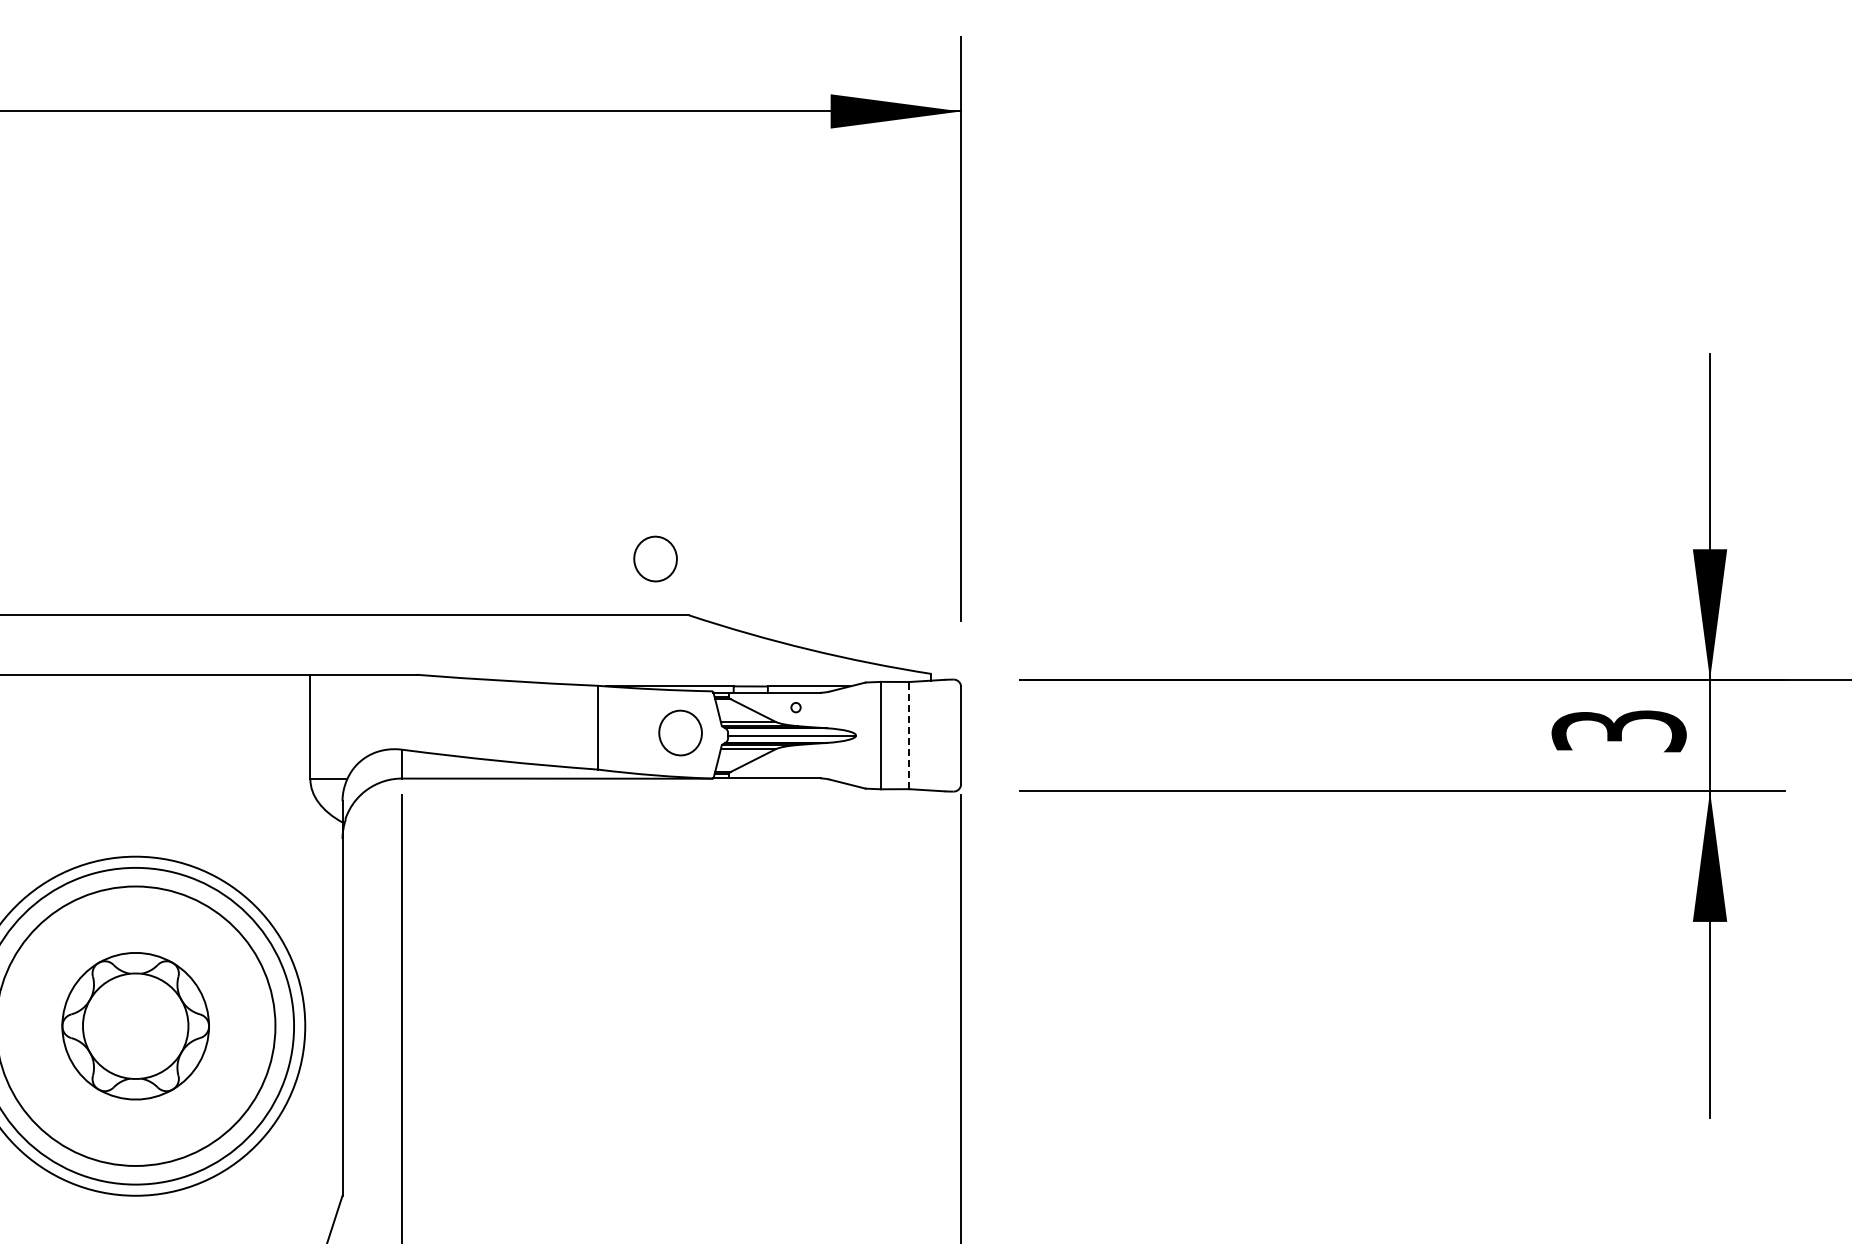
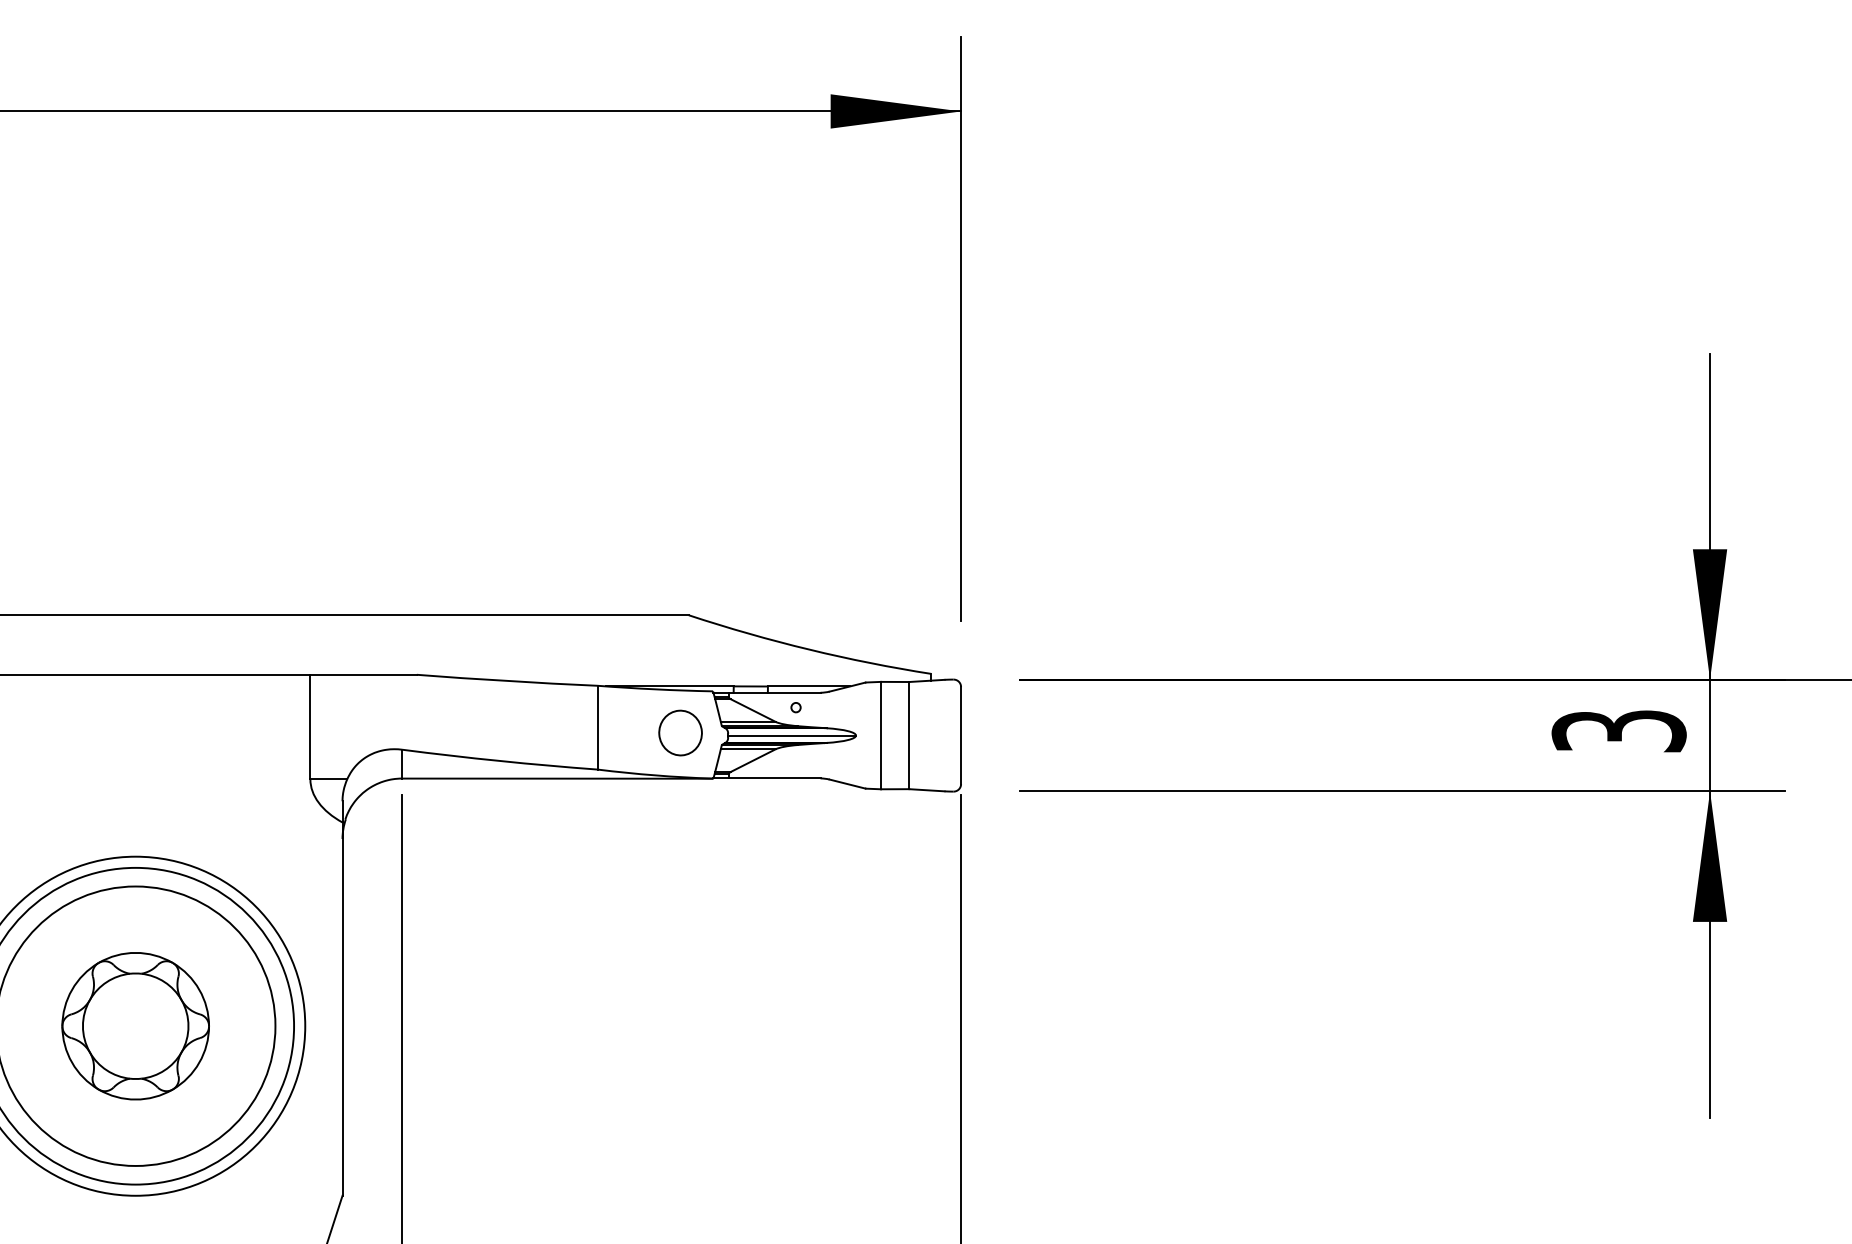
part: present -> none (655, 558)
line: dashed -> solid (909, 735)
